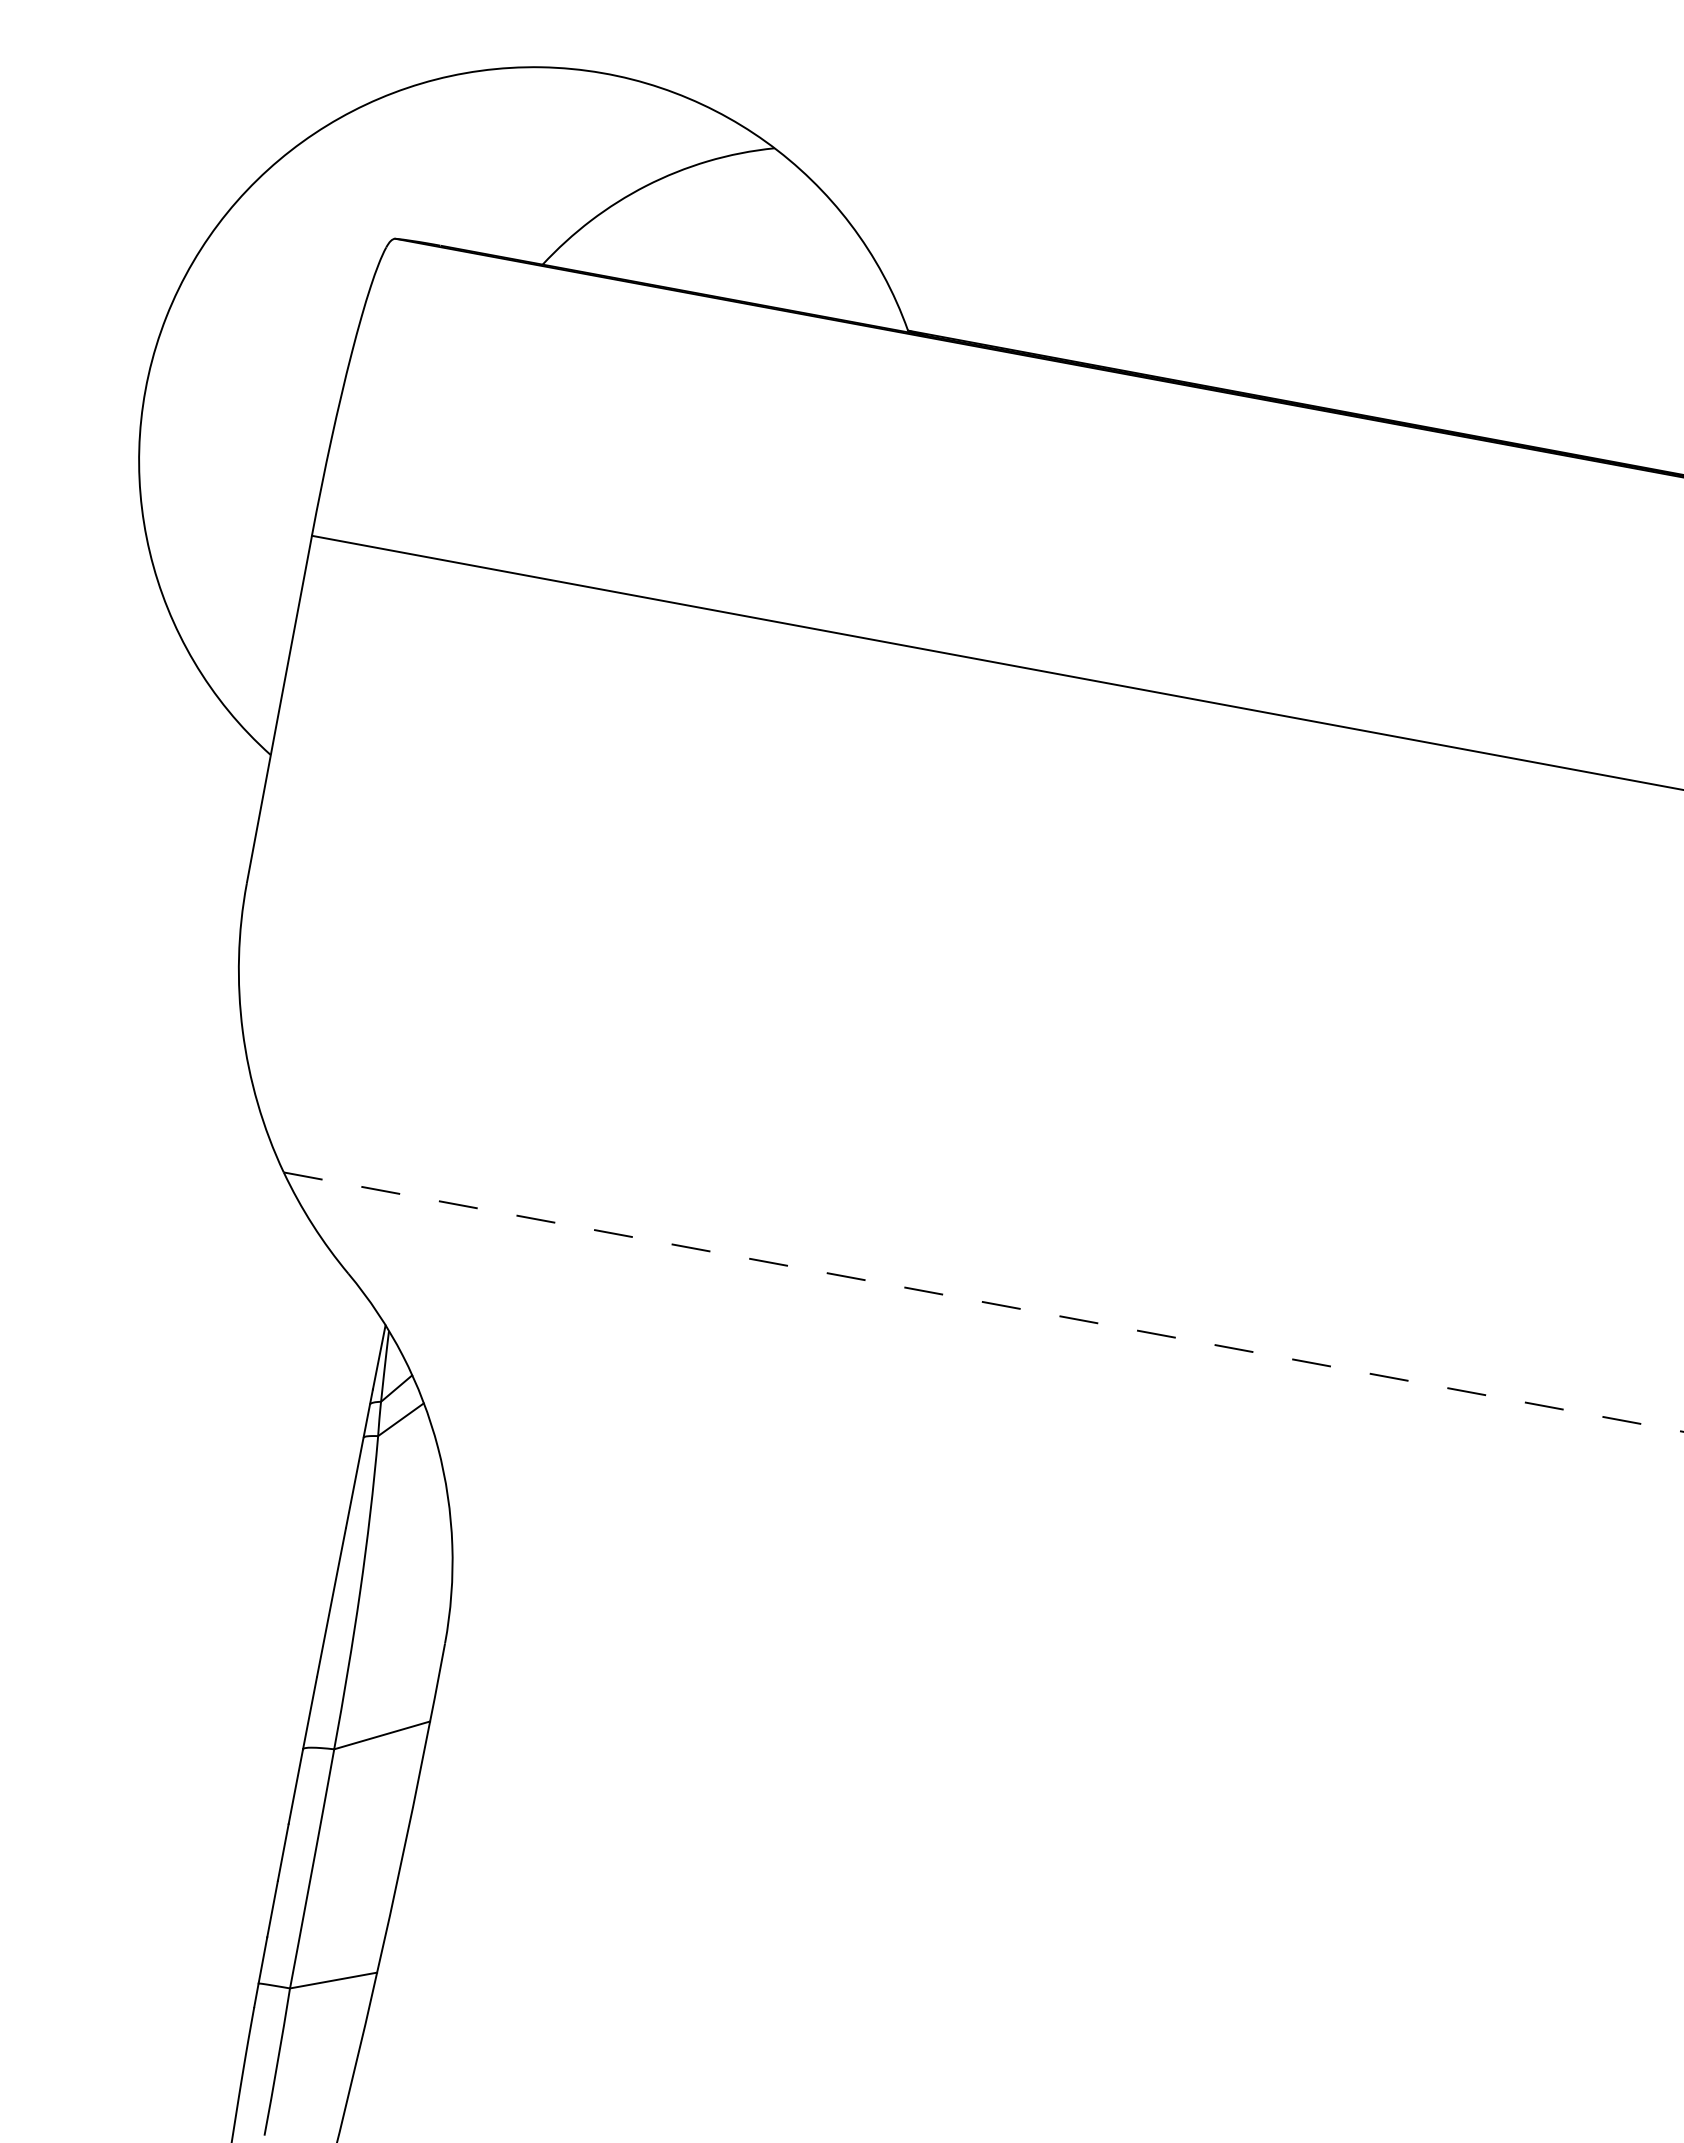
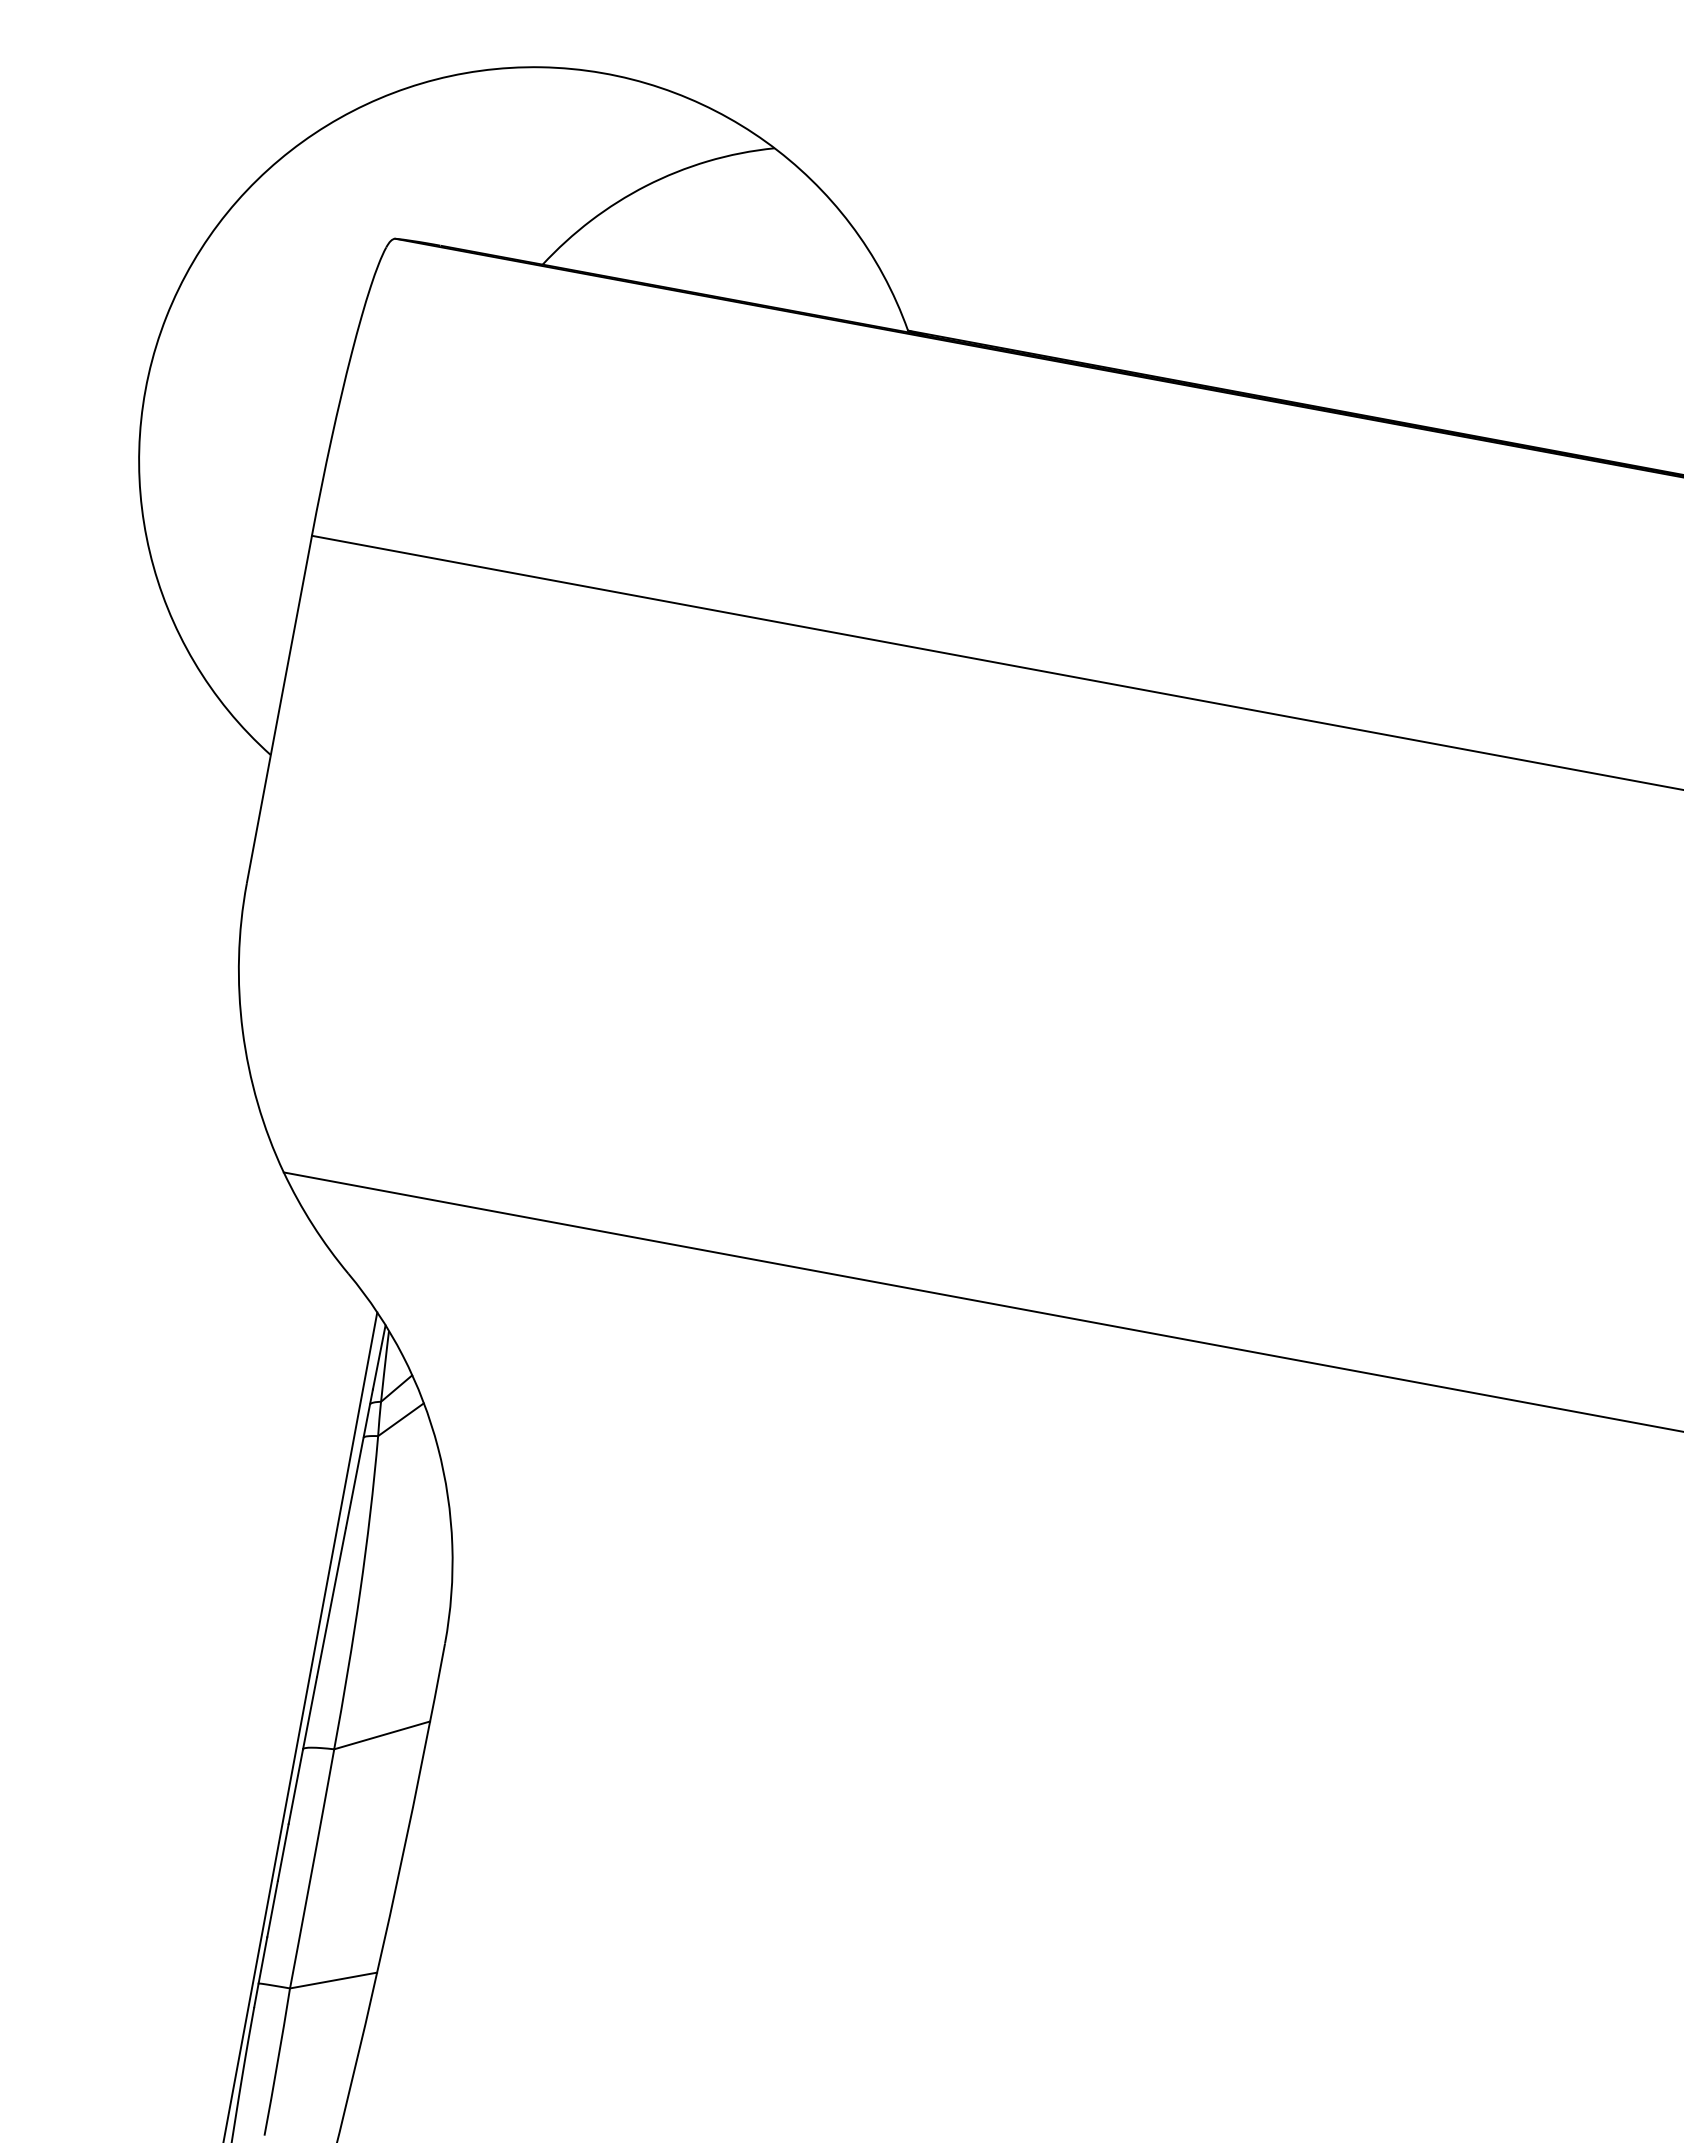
line: dashed -> solid (983, 1302)
line: none -> present (300, 1725)
